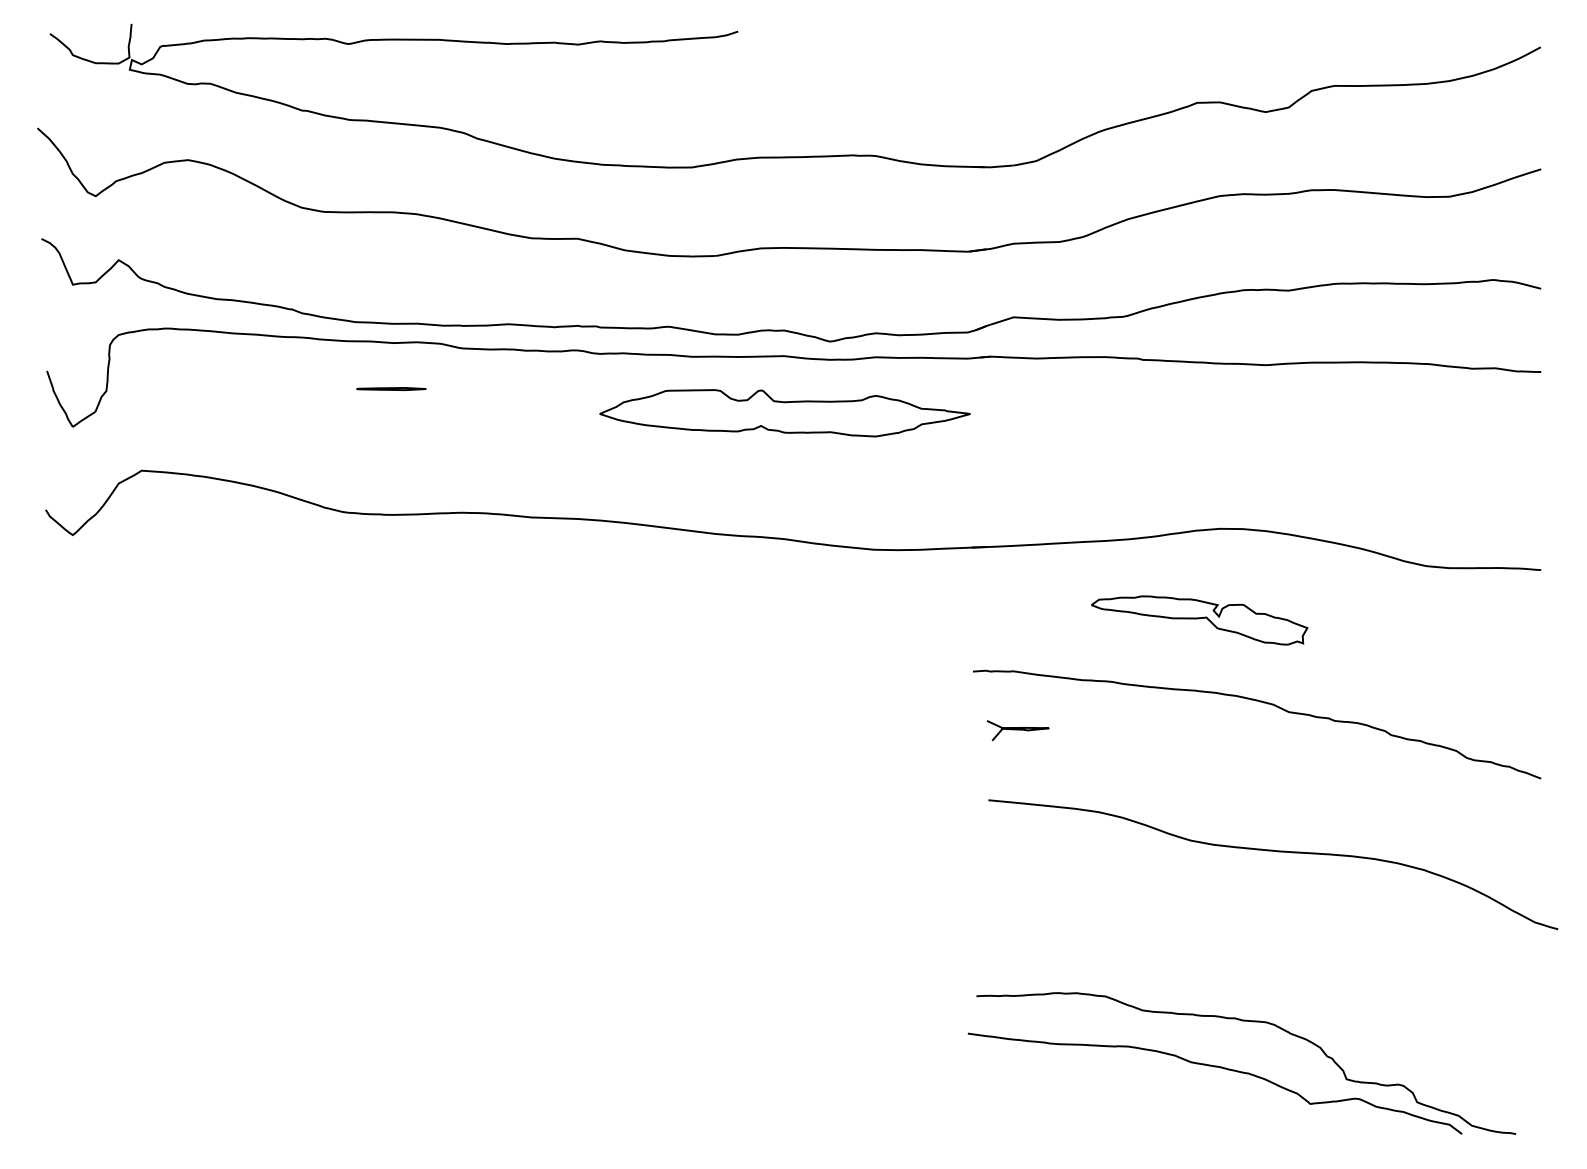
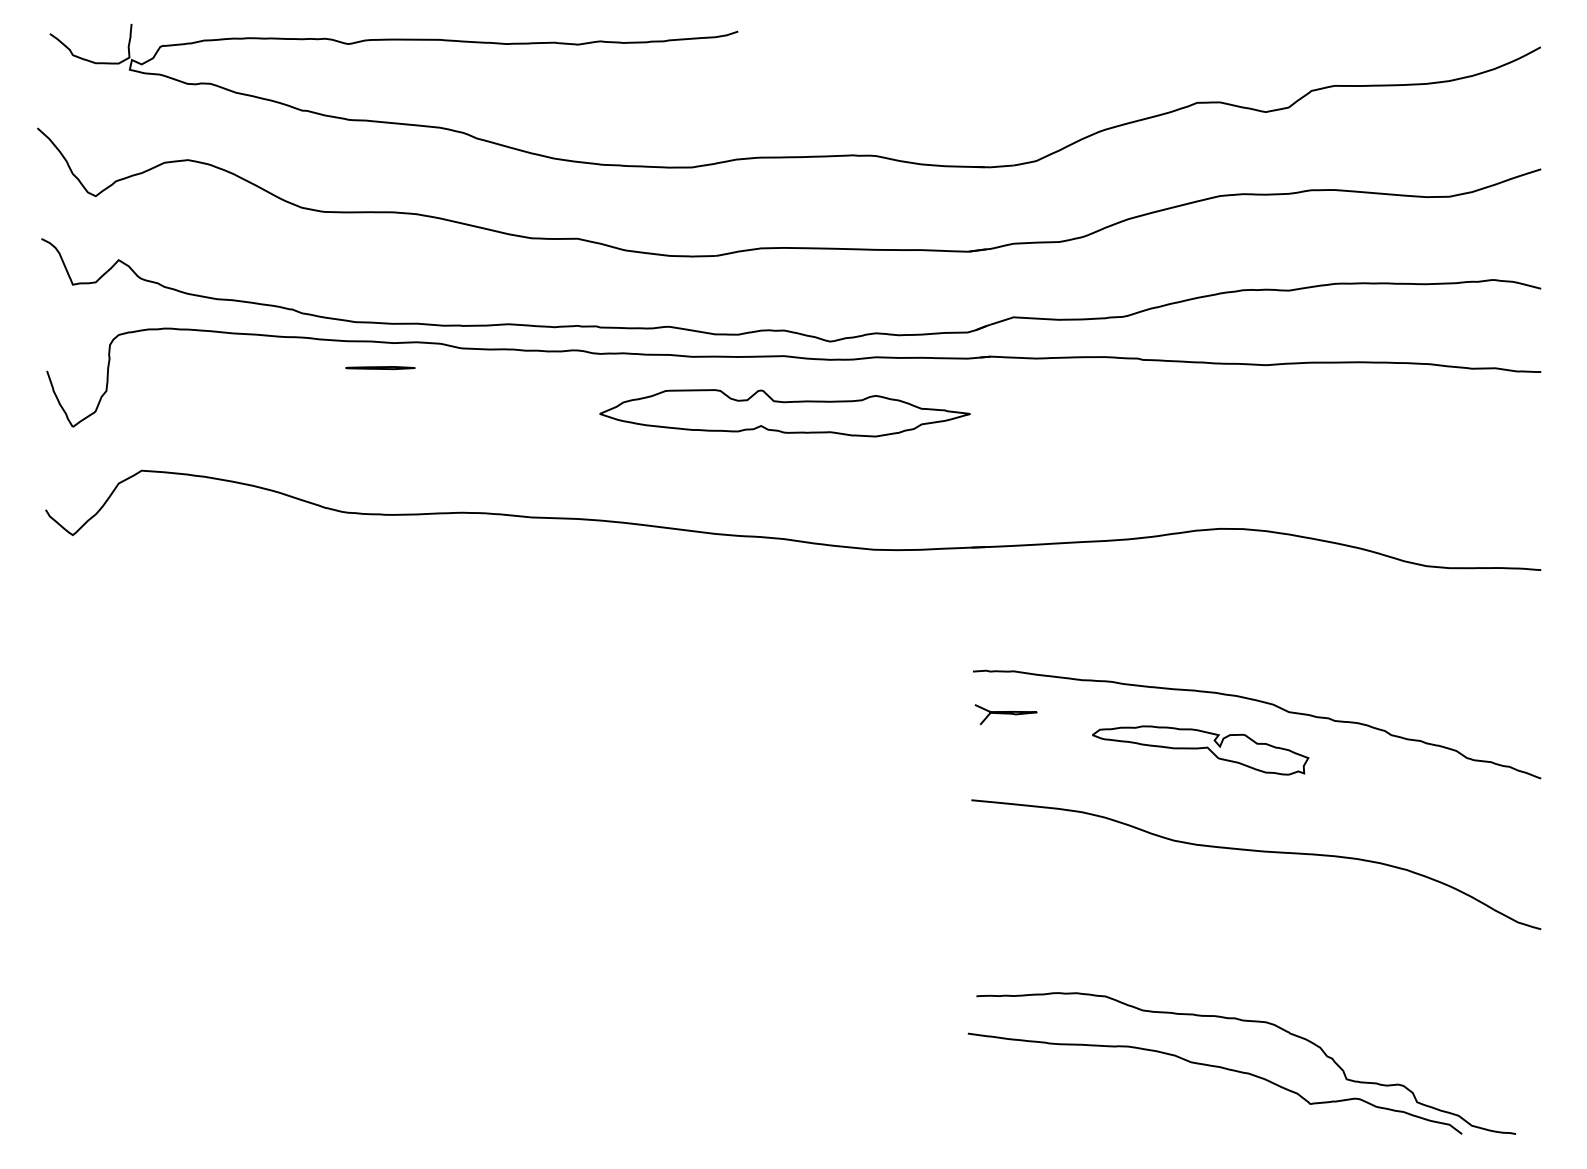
line position: (391, 388) -> (380, 367) (380, 367)
part position: (1199, 620) -> (1200, 750) (1200, 750)
curve position: (1017, 730) -> (1005, 714) (1005, 714)
curve position: (1277, 852) -> (1260, 852) (1260, 852)
